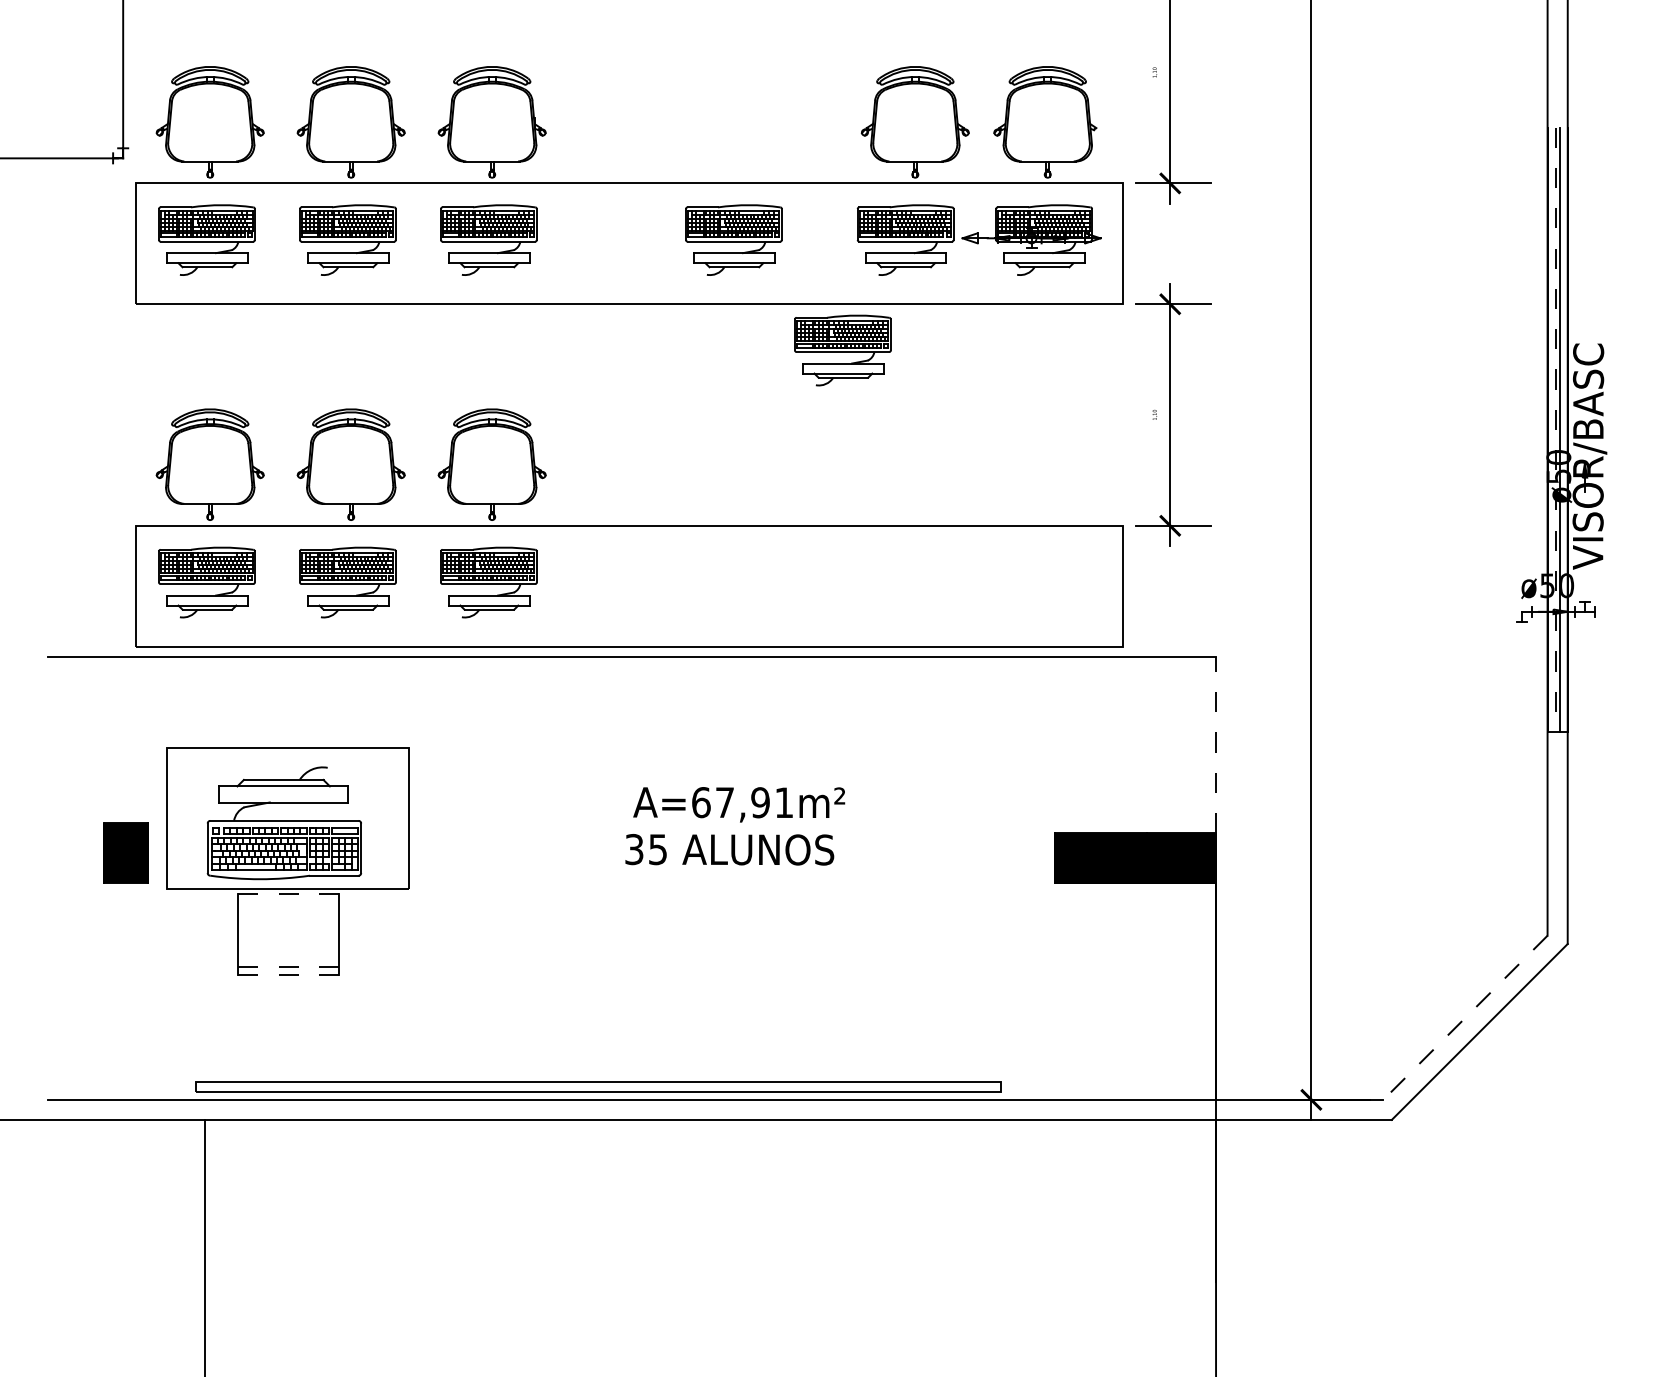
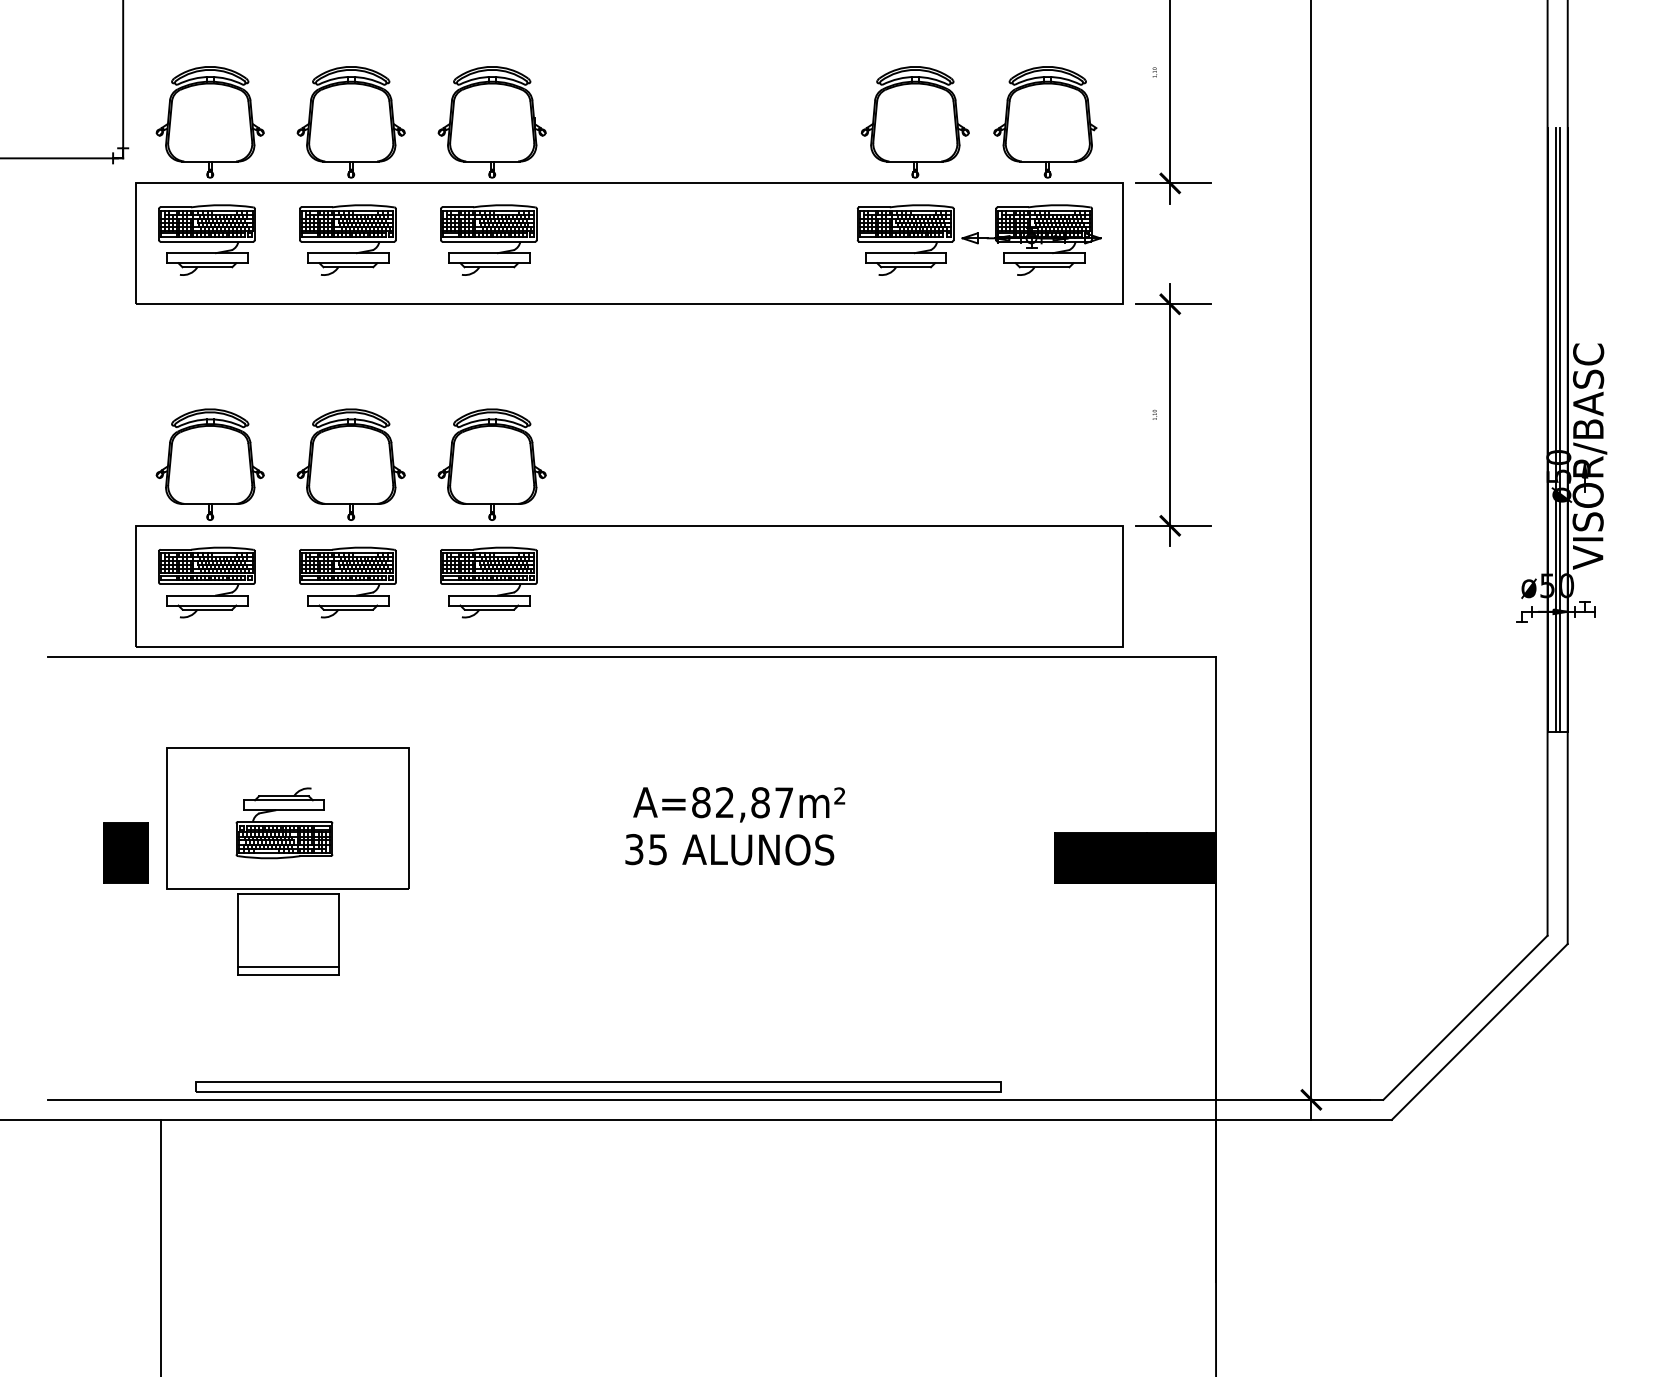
part: present -> none (733, 239)
part: present -> none (842, 350)
line: dashed -> solid (1555, 430)
line: dashed -> solid (1215, 744)
text: A=67,91m² -> A=82,87m² (742, 802)
part size: 156x115 px -> 99x73 px (284, 823)
line: dashed -> solid (289, 894)
line: dashed -> solid (289, 967)
line: dashed -> solid (289, 974)
line: dashed -> solid (1465, 1018)
line position: (204, 1246) -> (160, 1246) (160, 1246)
